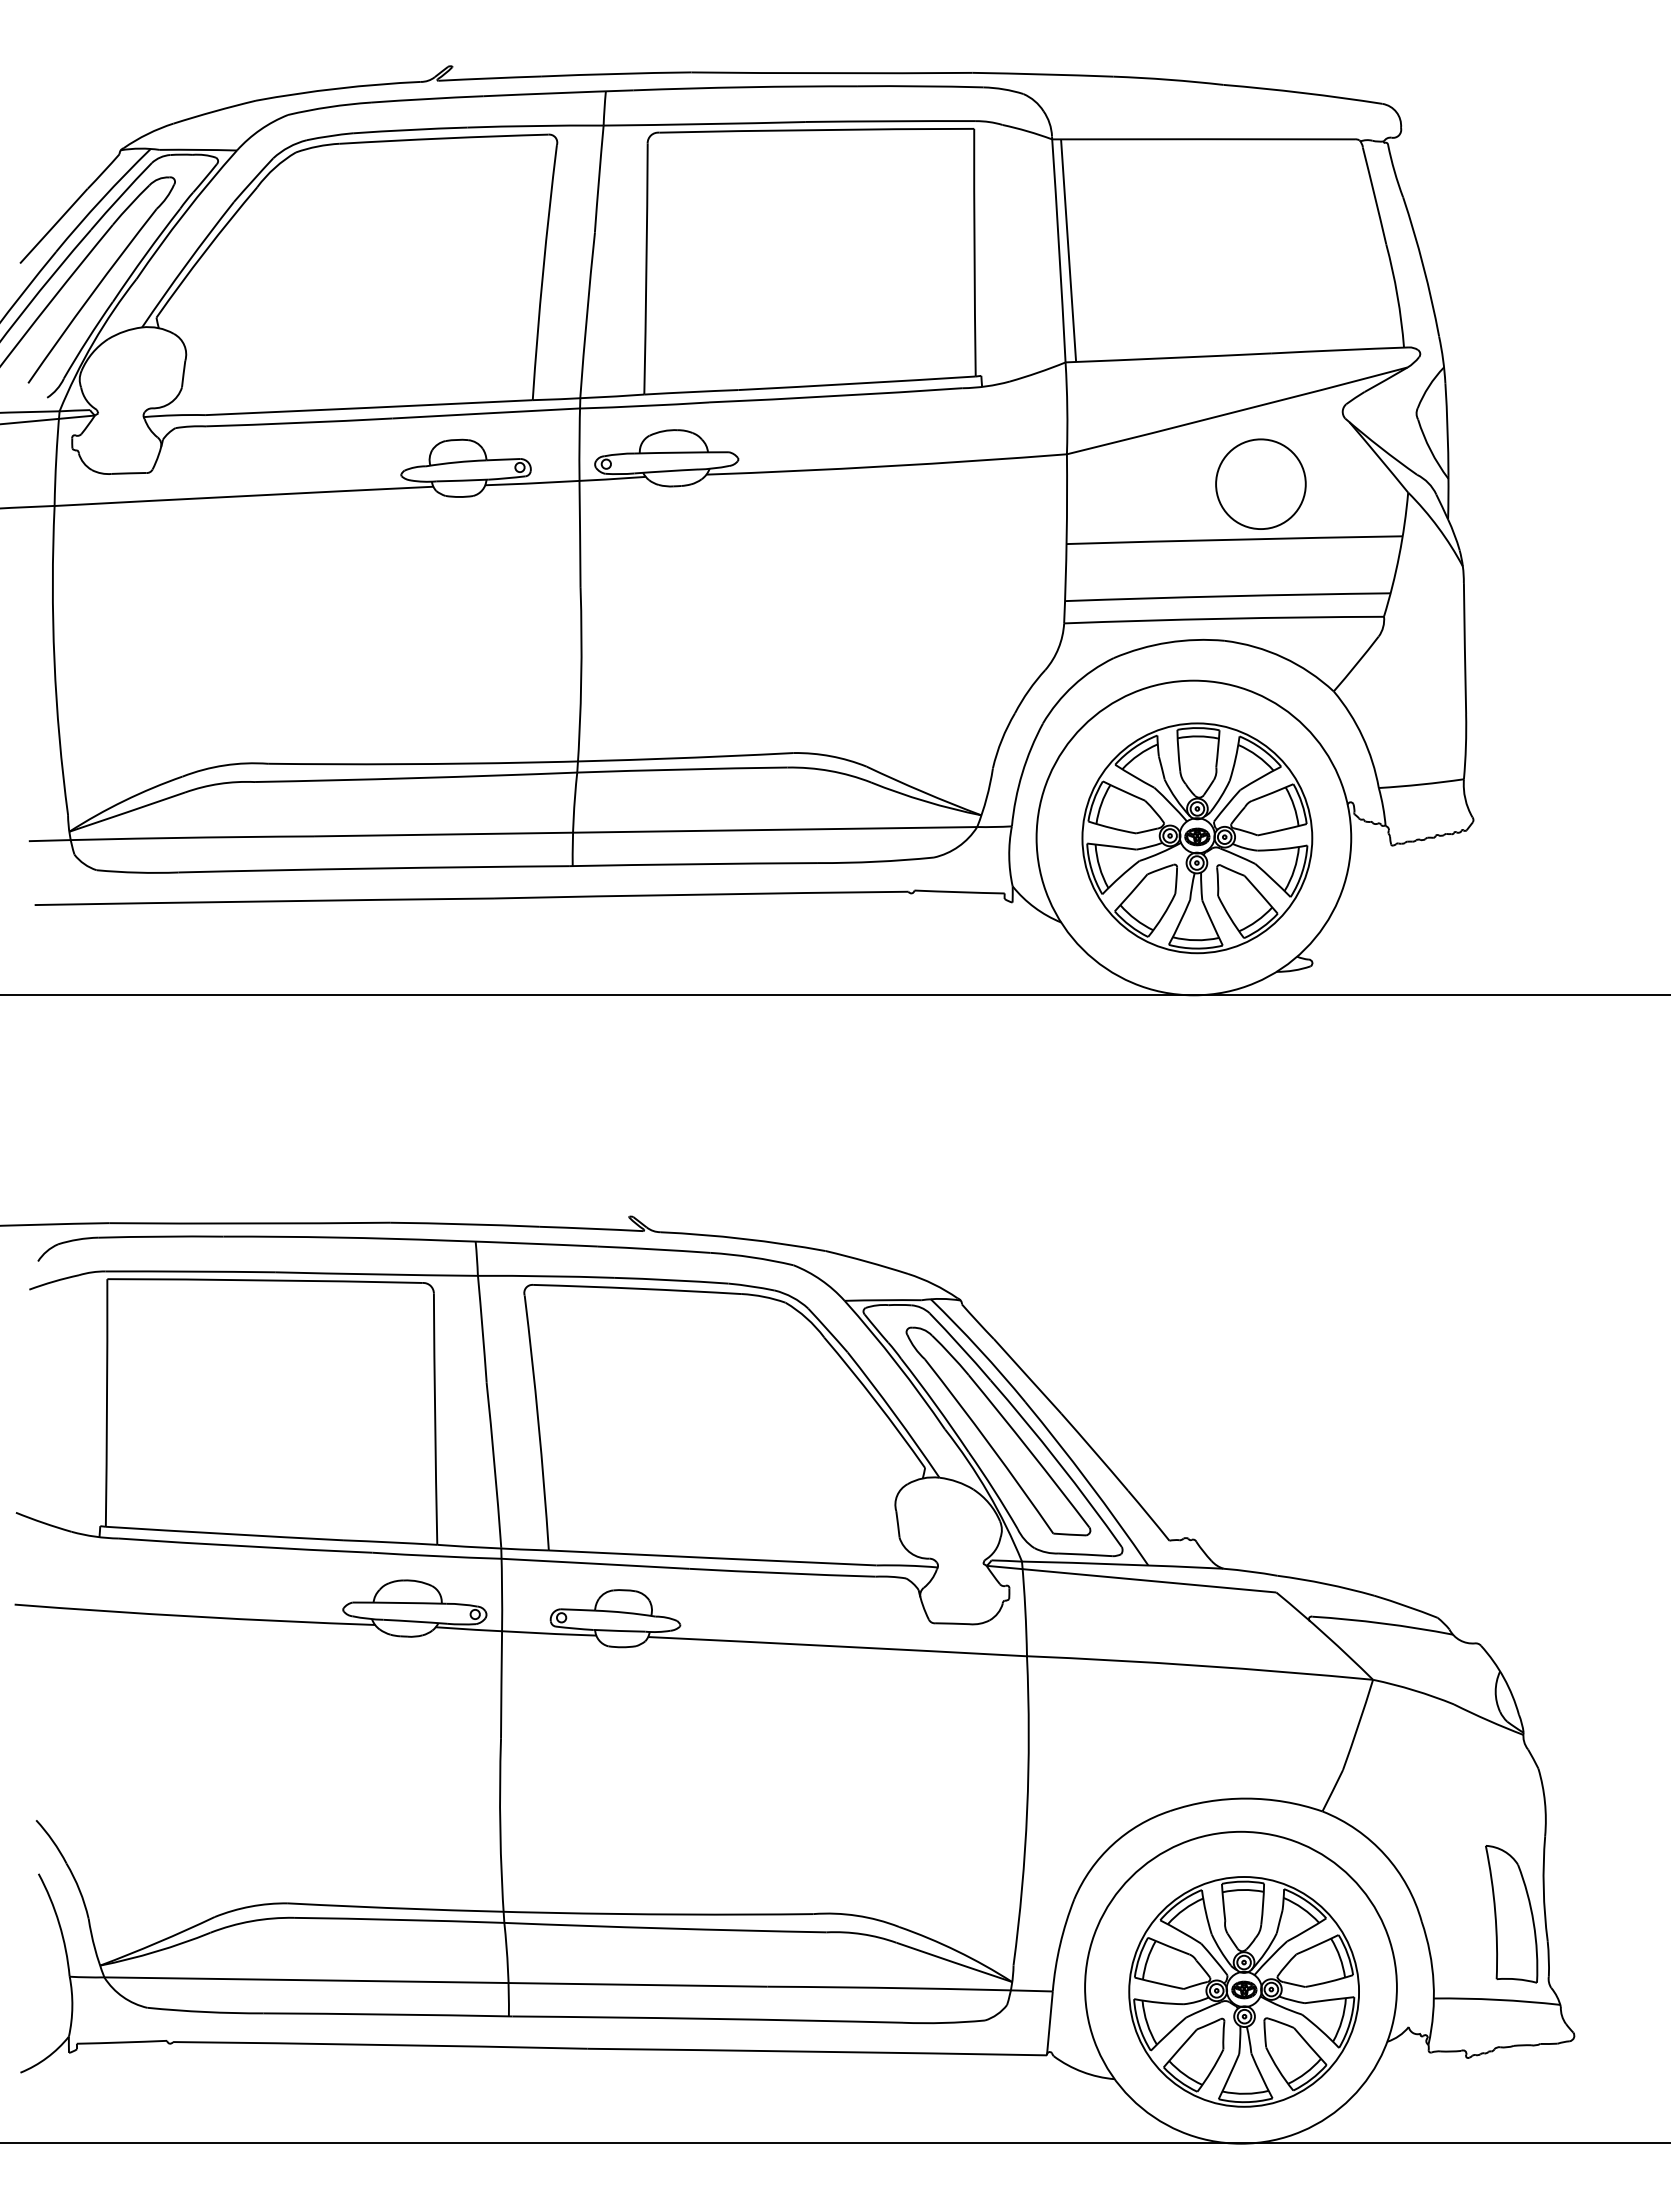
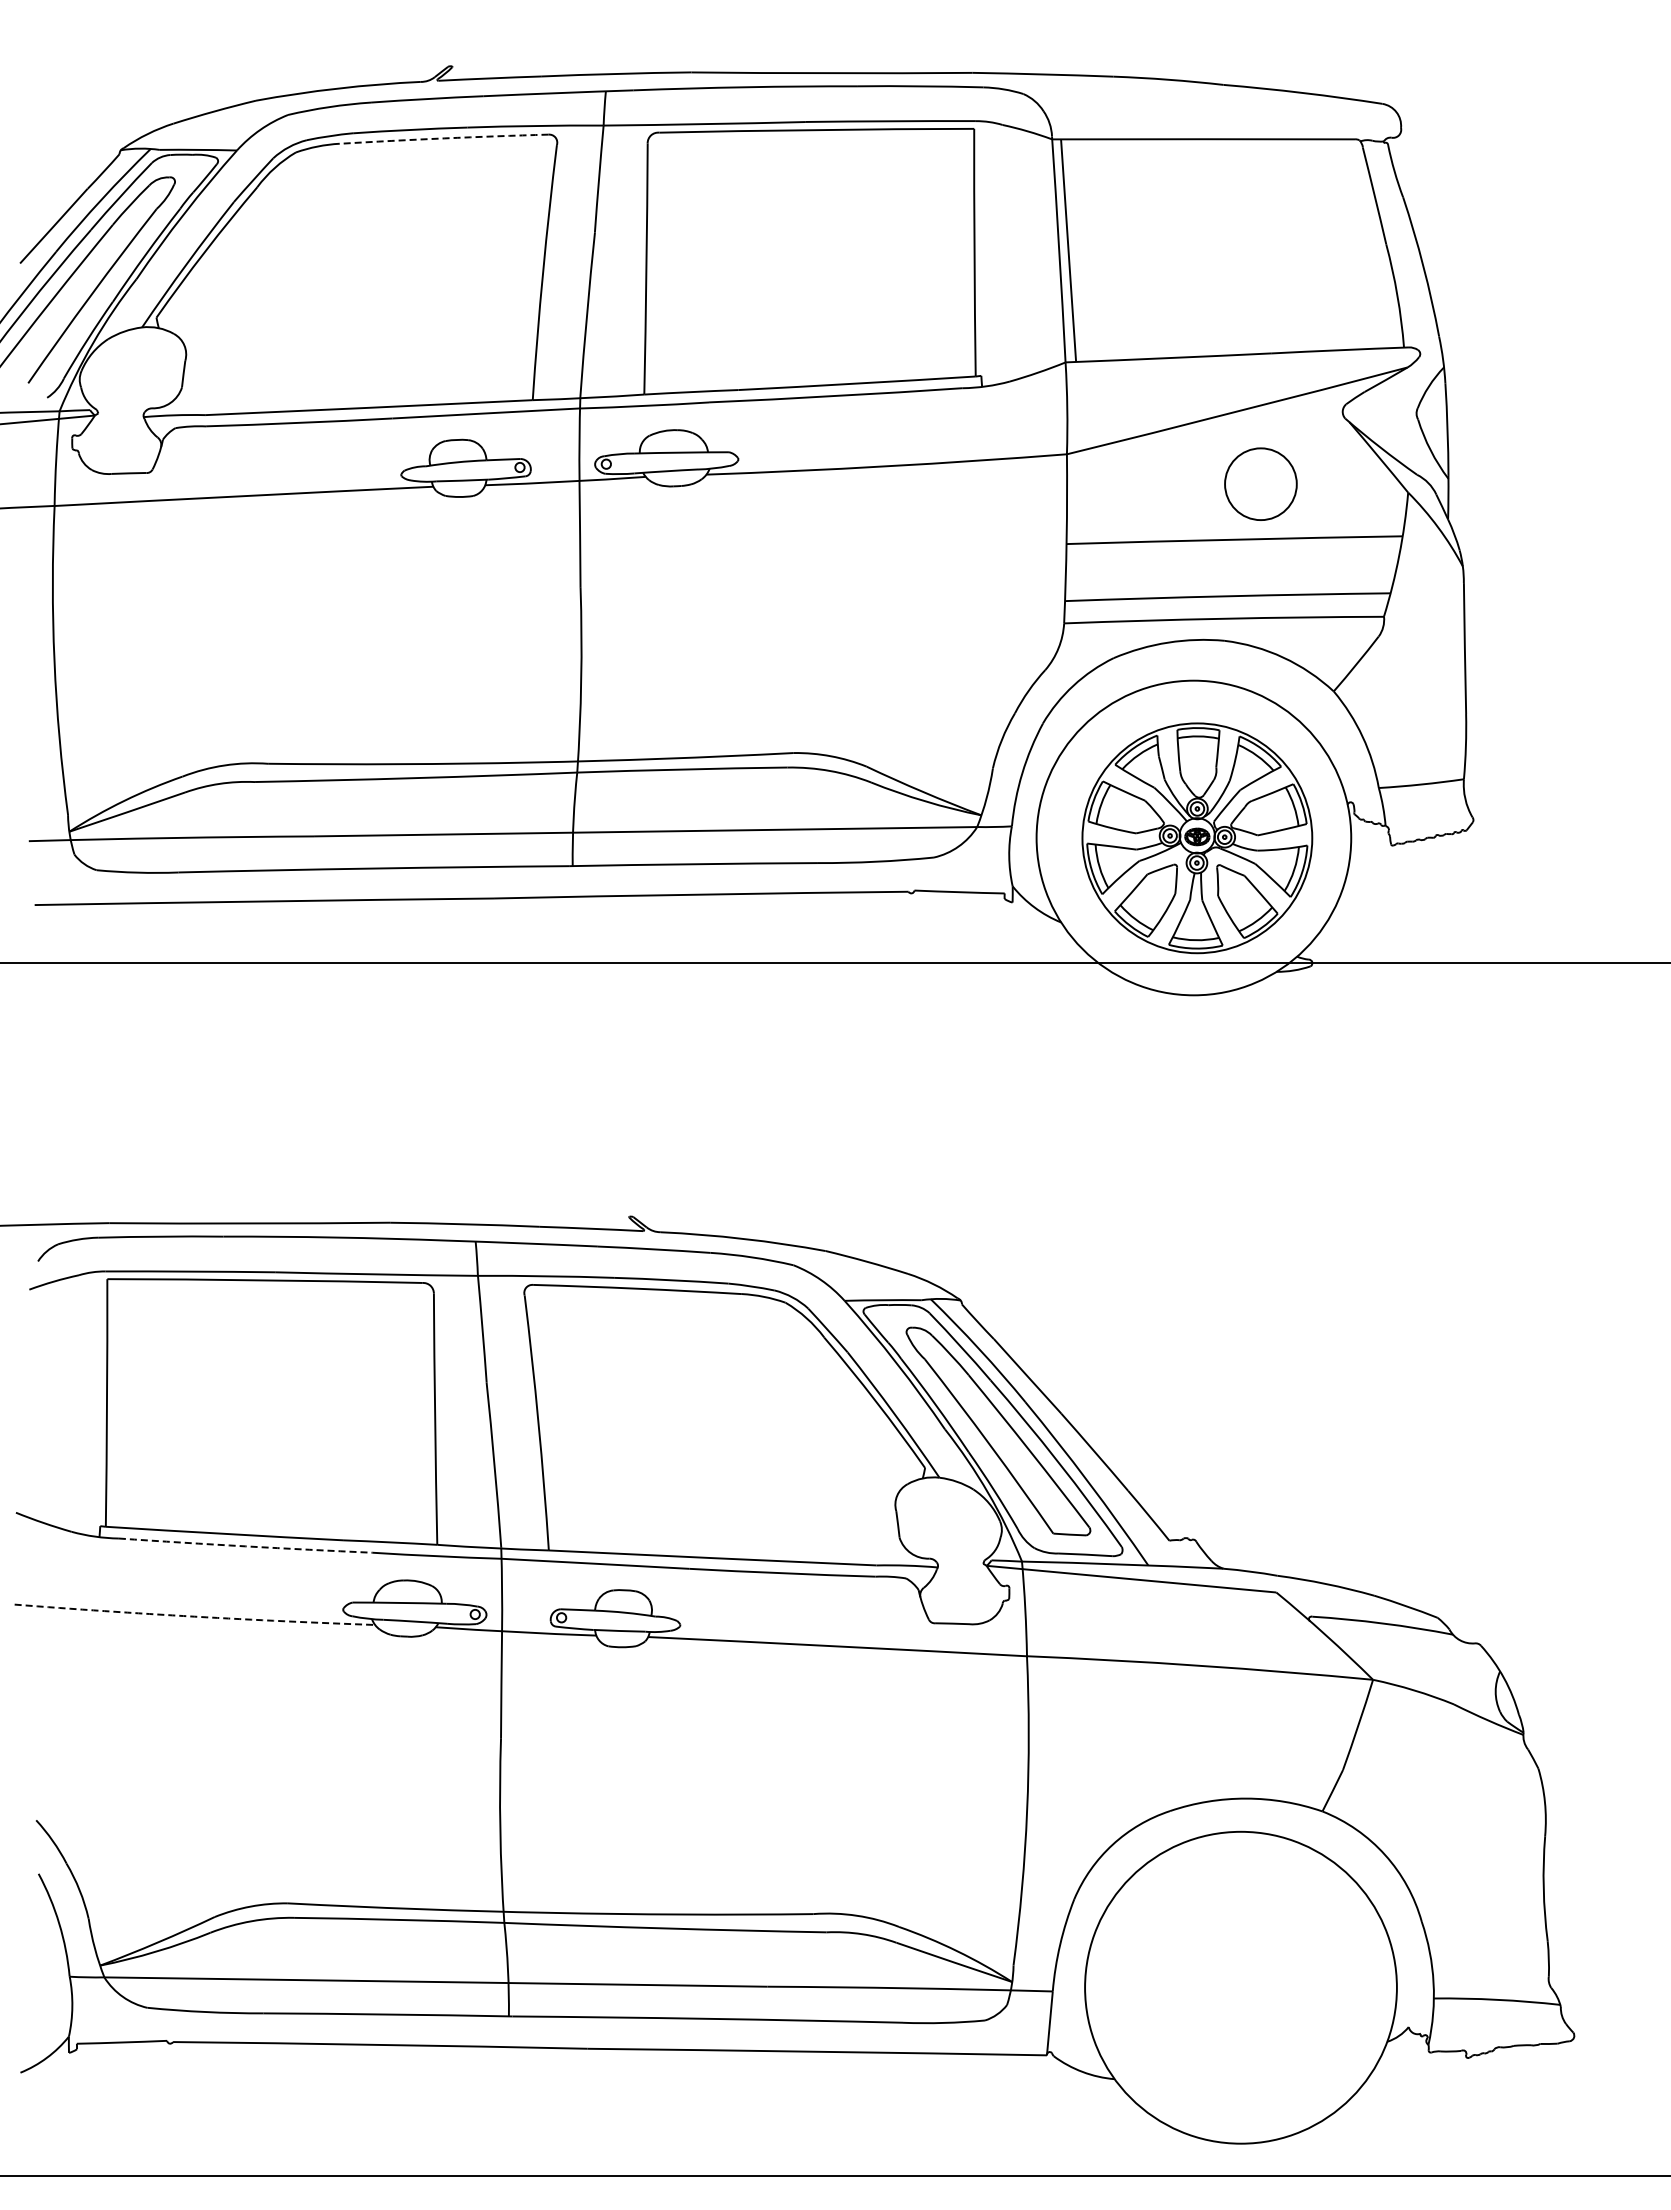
arc: solid -> dashed (444, 138)
circle diameter: 90 px -> 72 px (1260, 484)
line position: (834, 995) -> (834, 963) (834, 963)
arc: solid -> dashed (245, 1546)
arc: solid -> dashed (194, 1616)
part: present -> none (1511, 1914)
part: present -> none (1243, 1991)
line position: (834, 2143) -> (834, 2176) (834, 2176)
